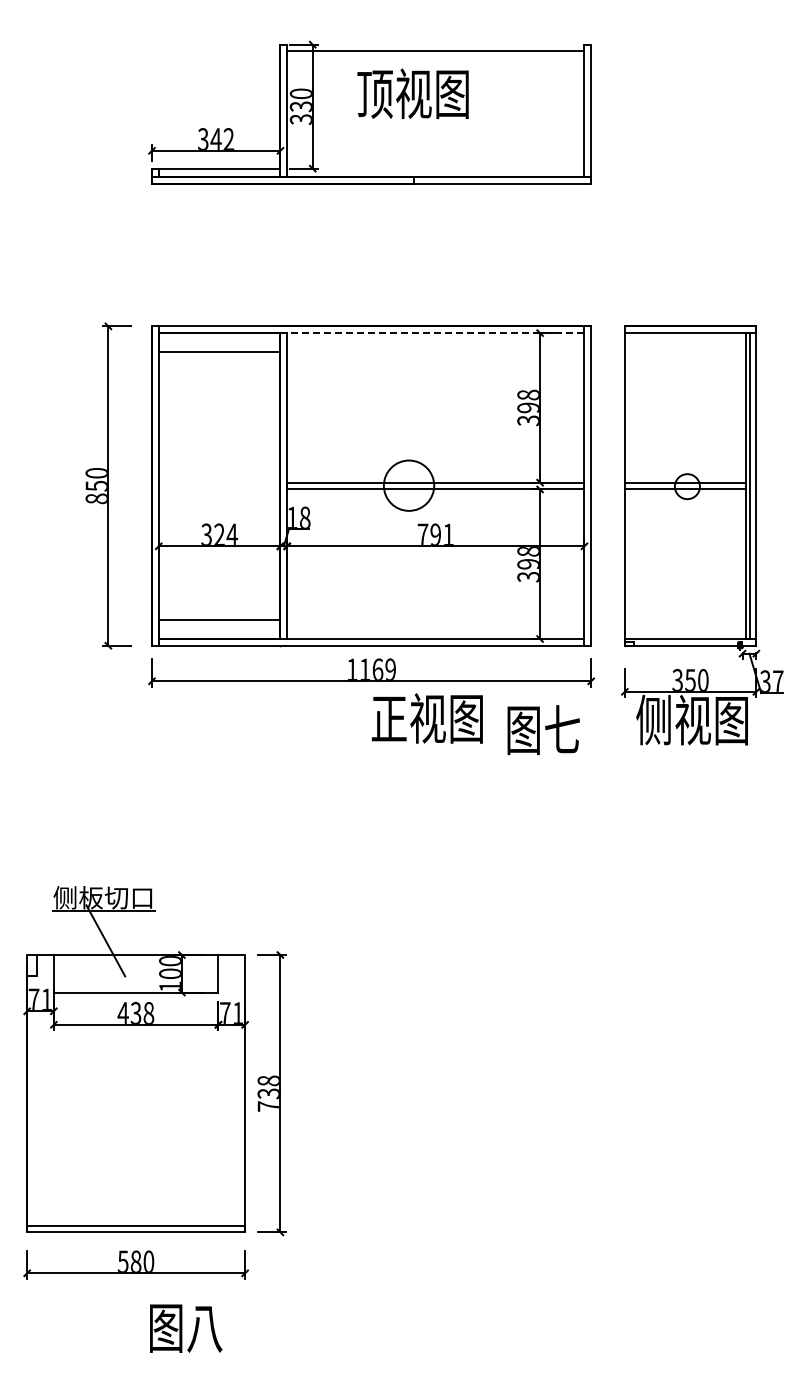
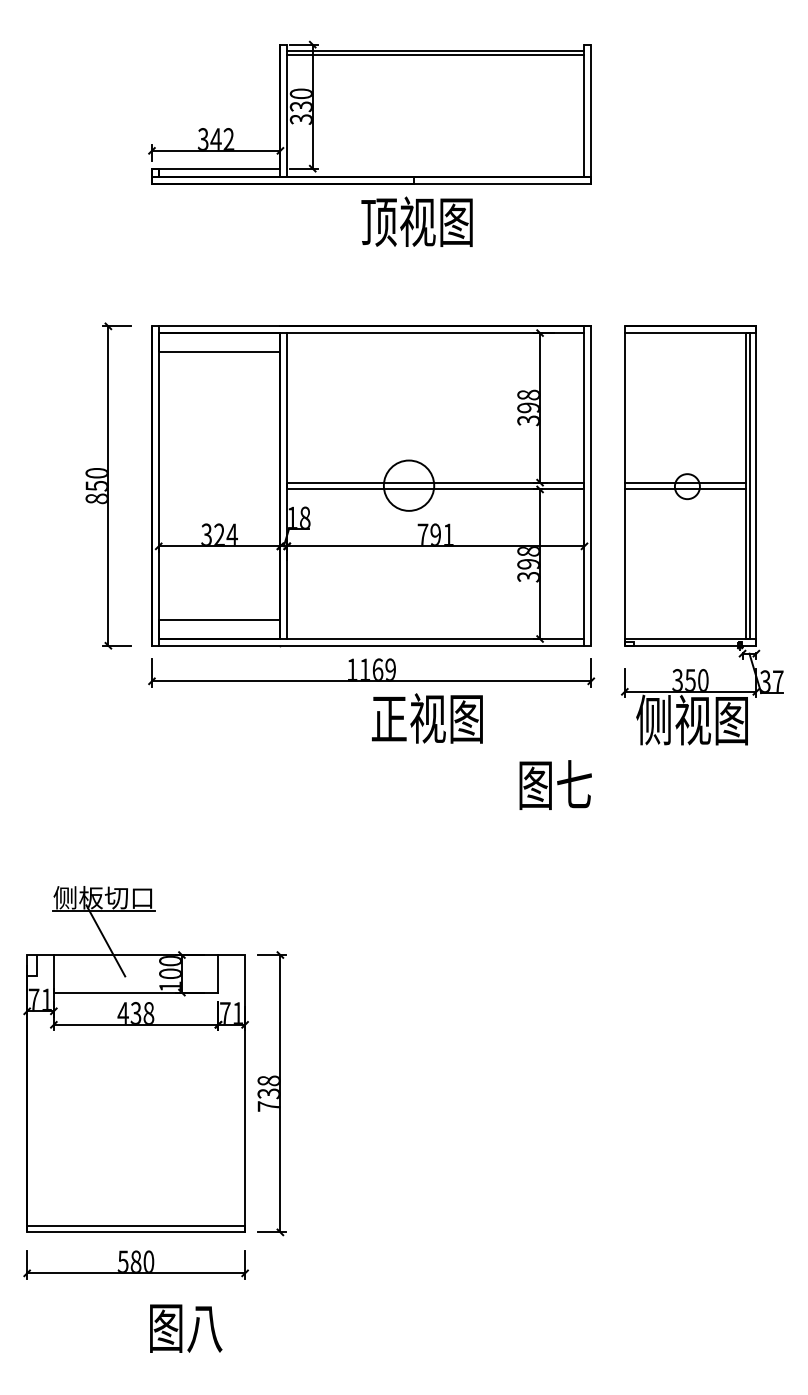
line: none -> present (435, 54)
text position: (412, 93) -> (416, 221) (416, 221)
line: dashed -> solid (435, 333)
text position: (543, 729) -> (555, 784) (555, 784)
